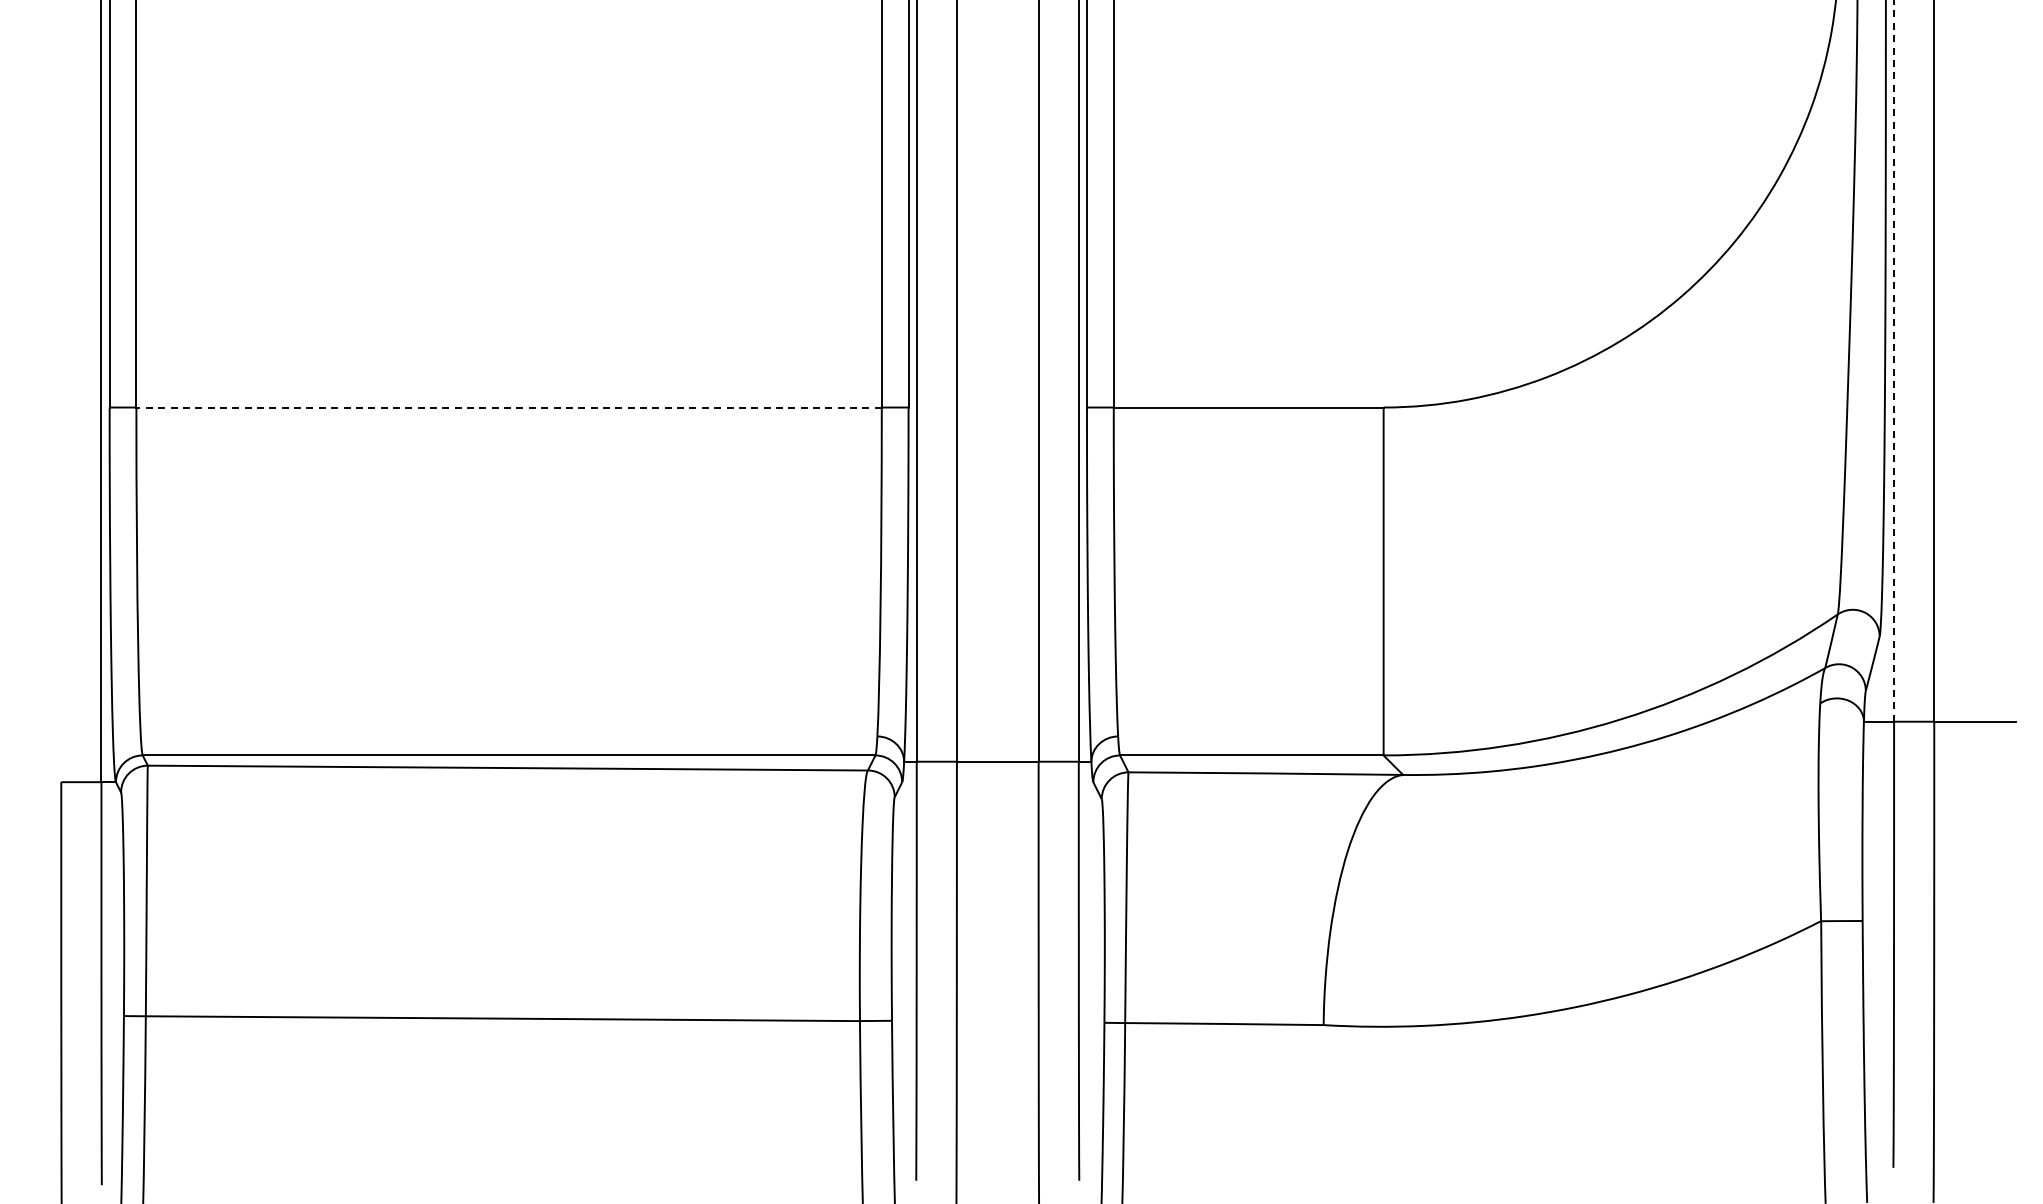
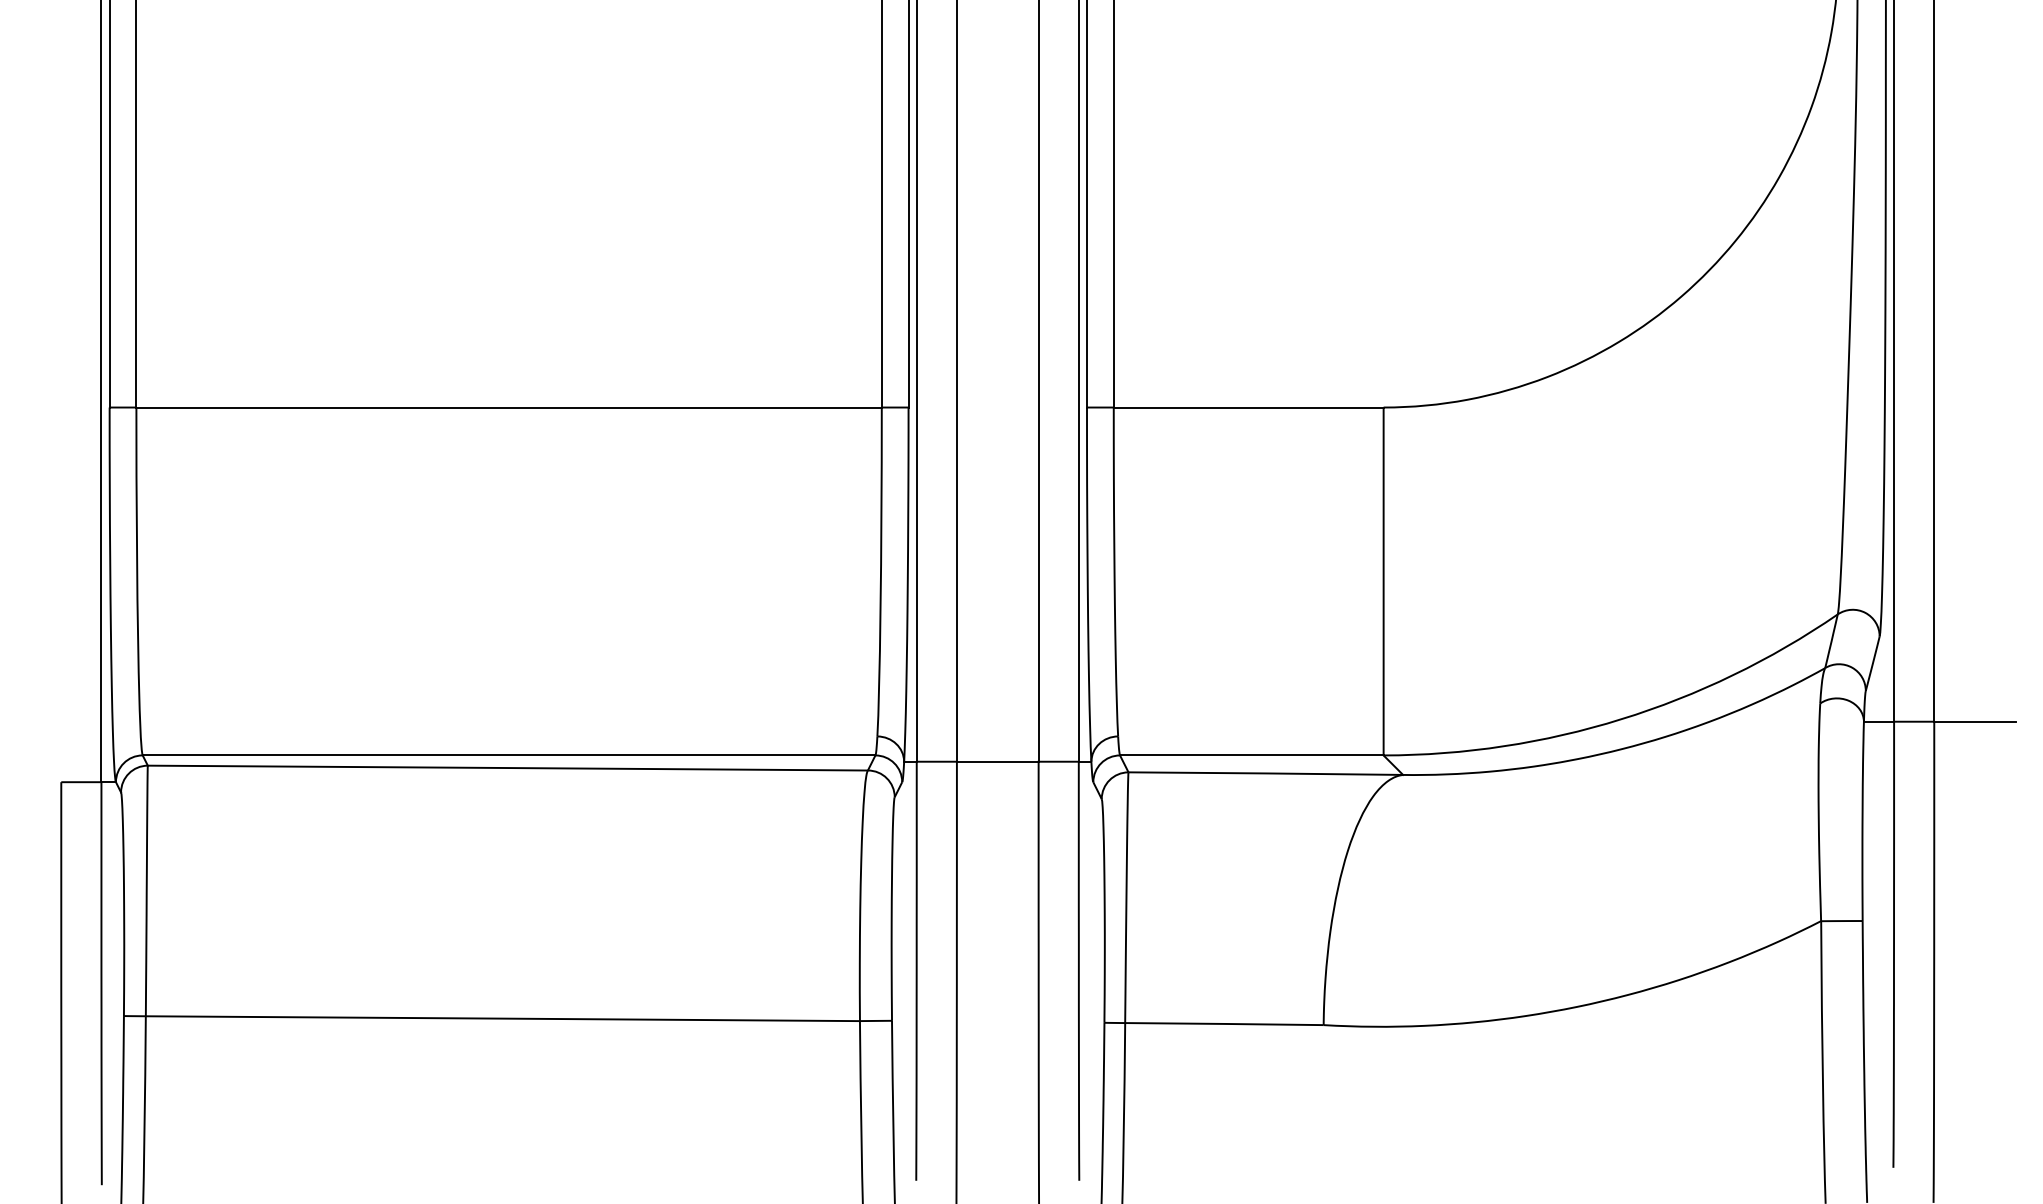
line: dashed -> solid (1894, 361)
line: dashed -> solid (509, 407)
